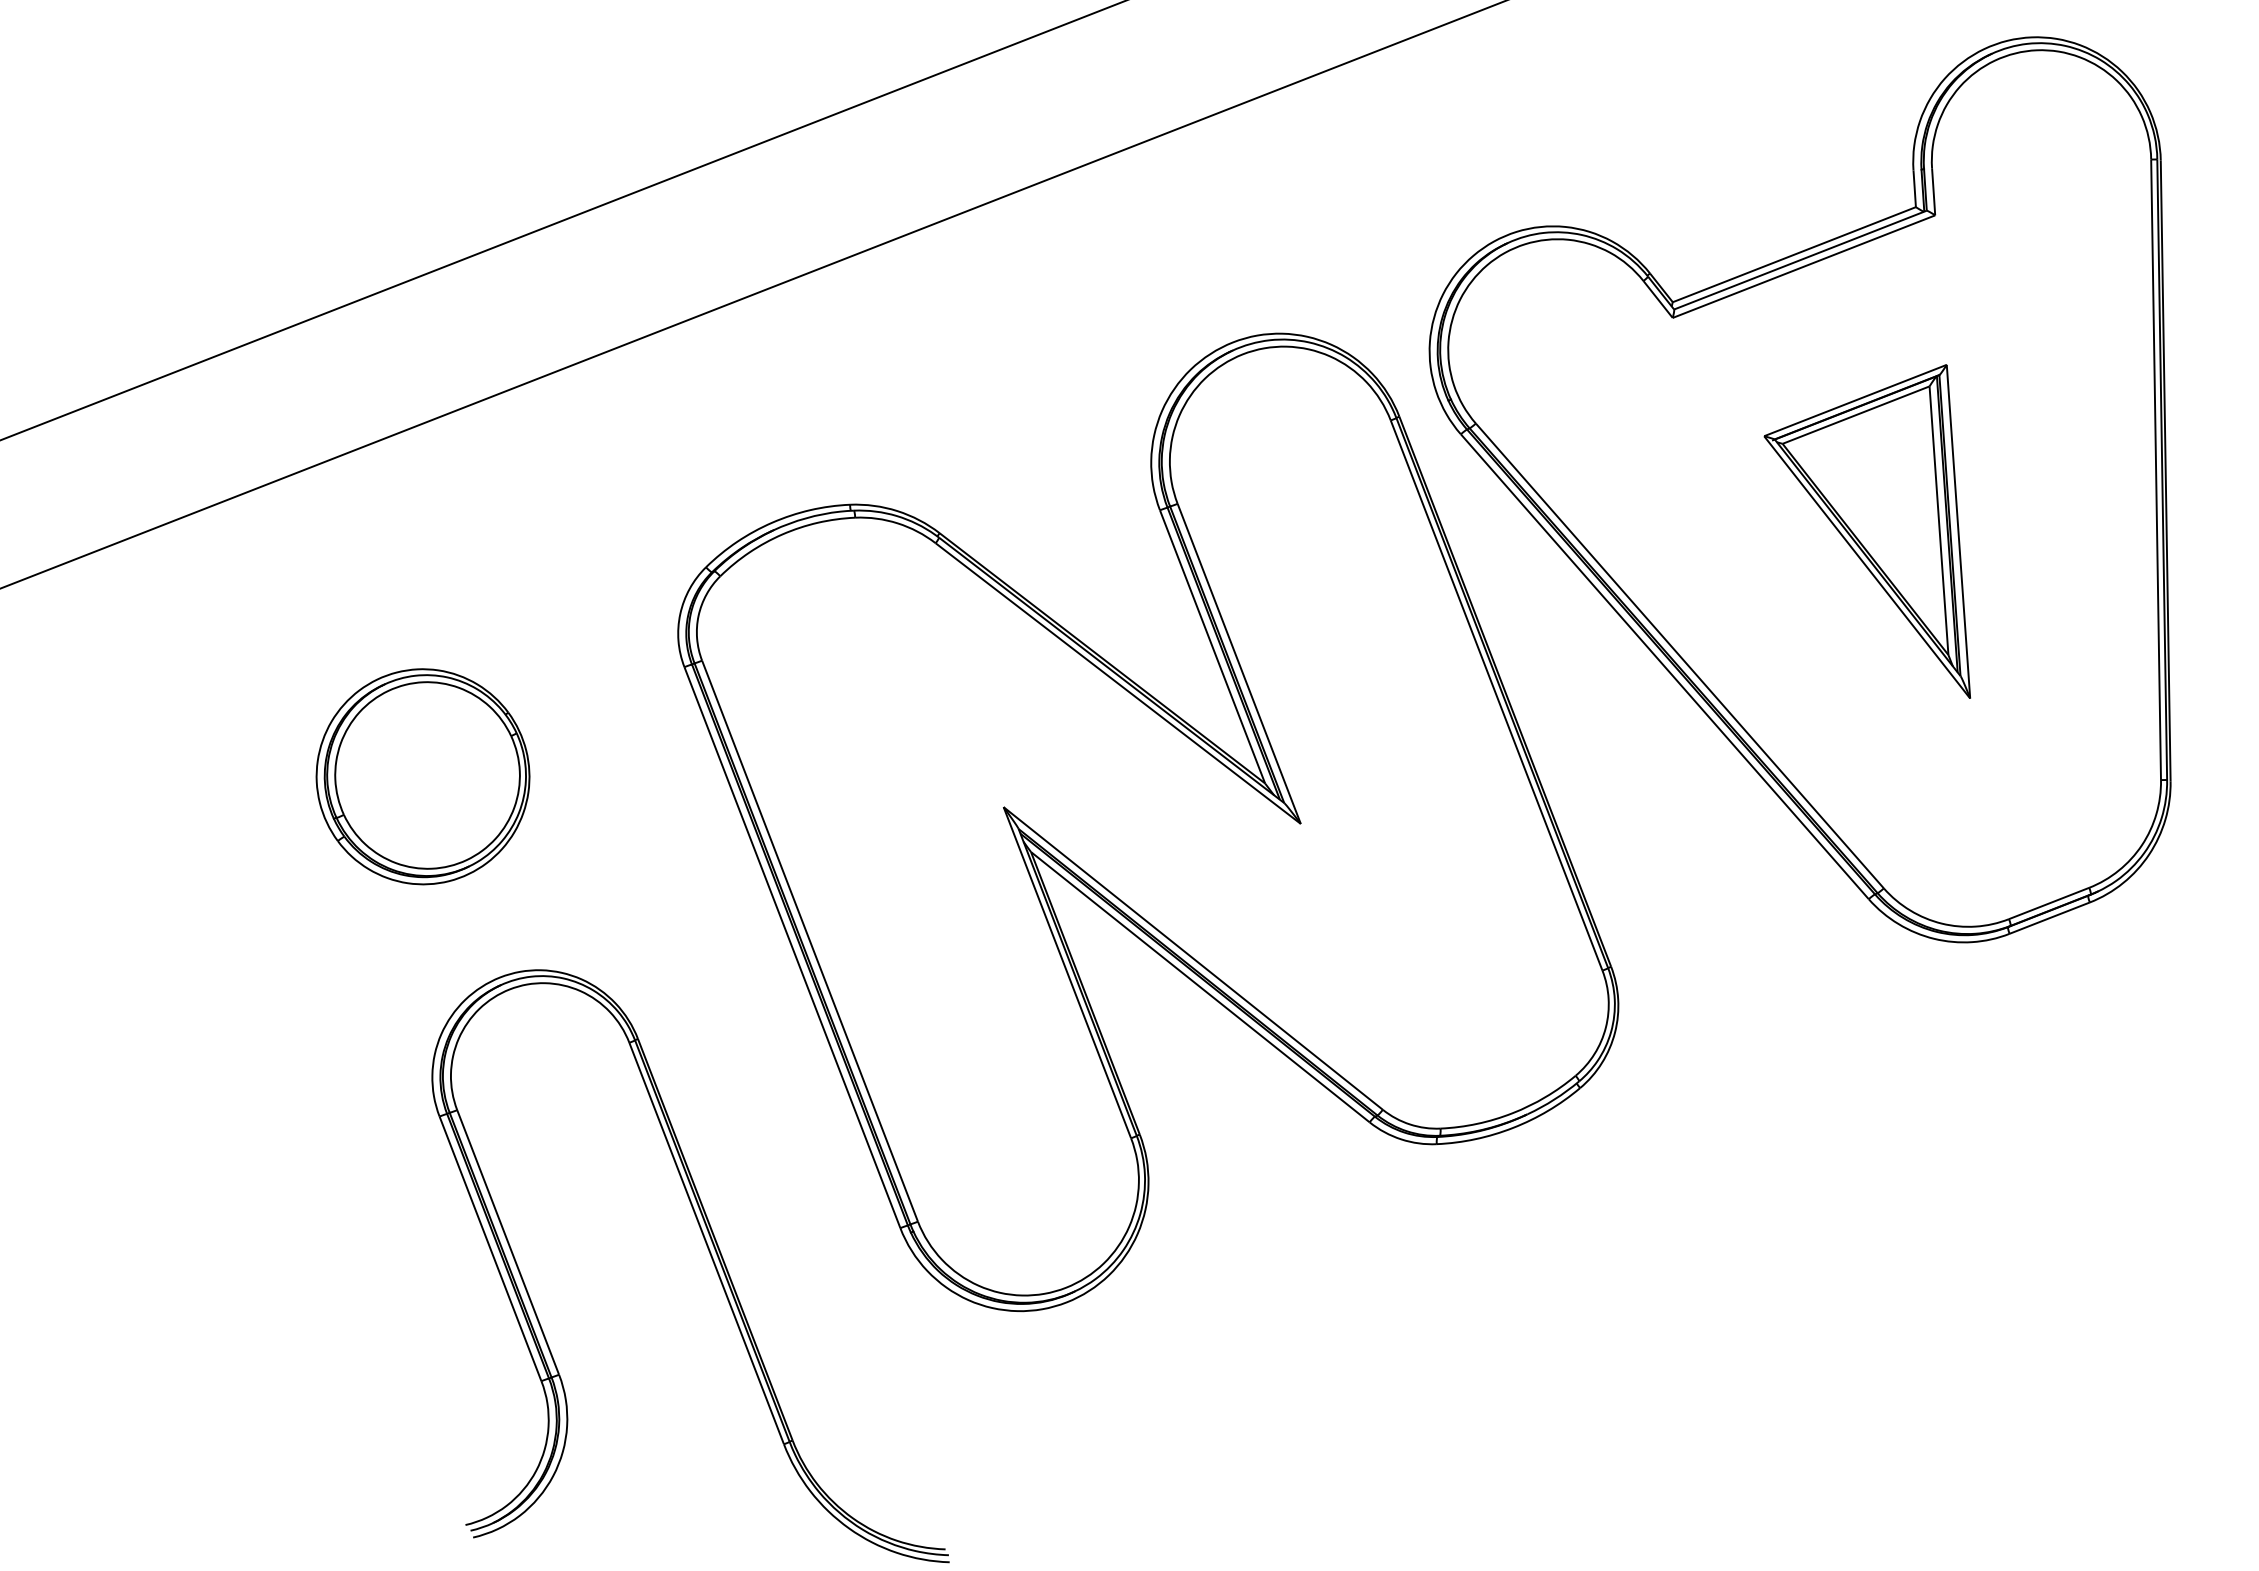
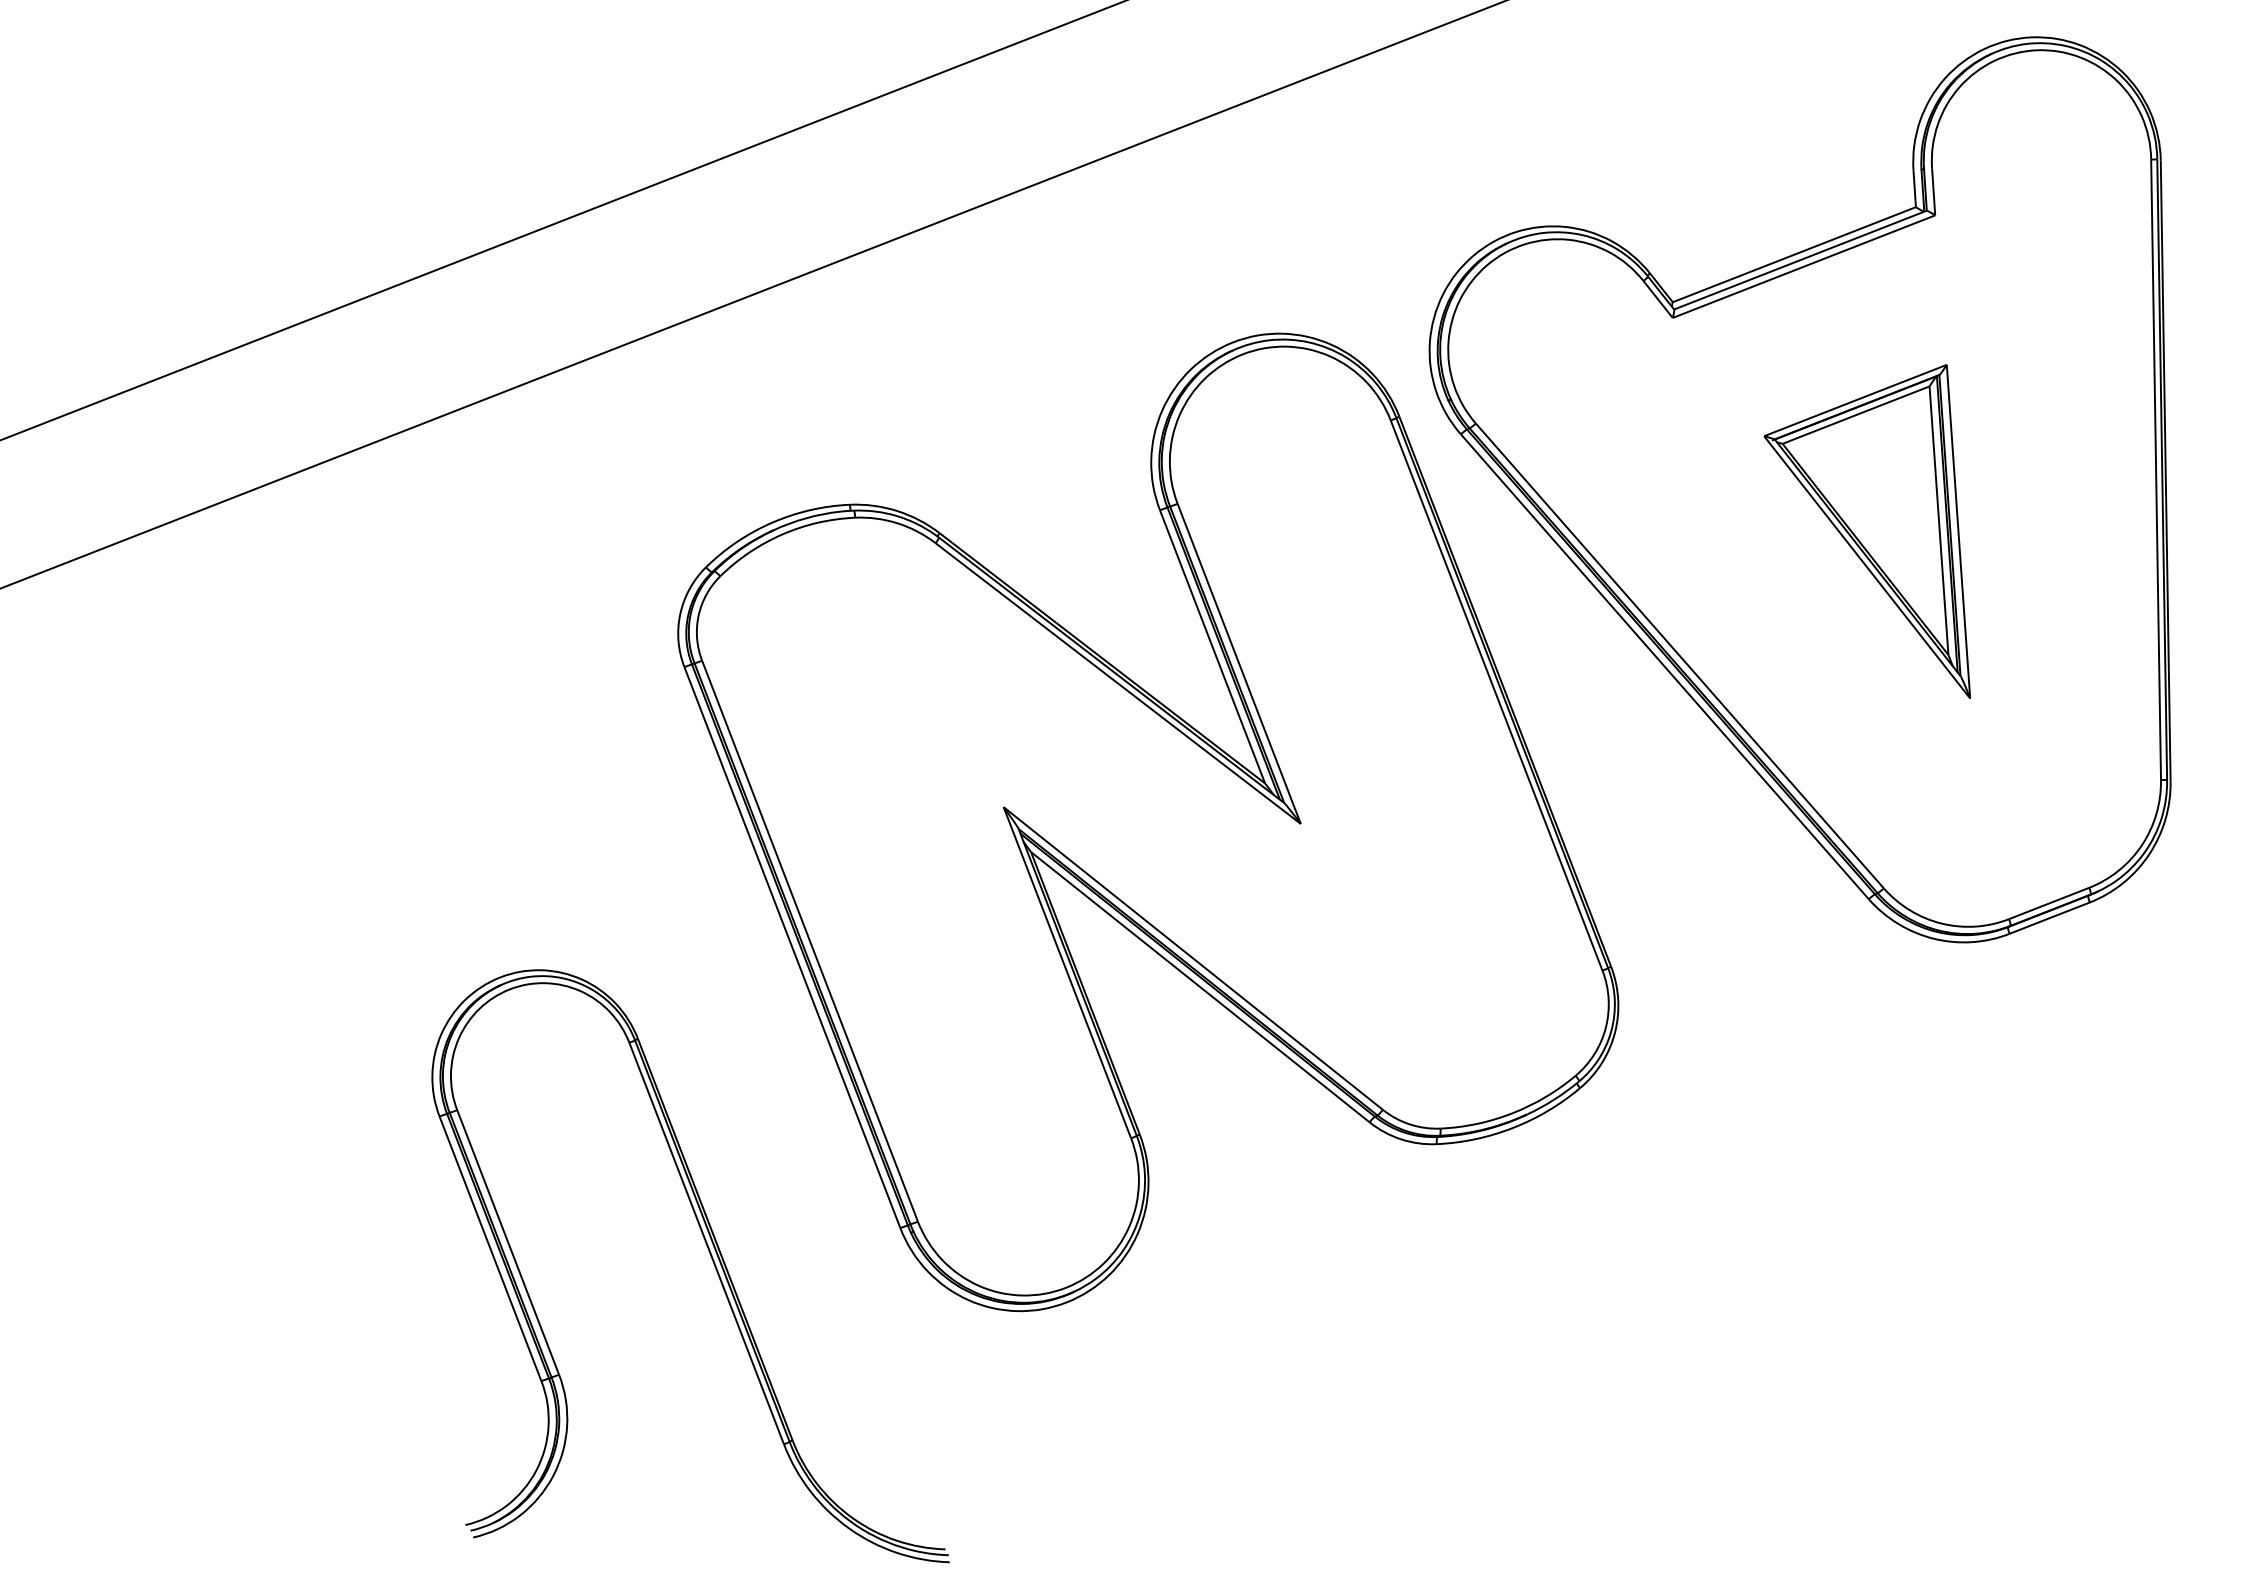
part: present -> none (422, 776)
